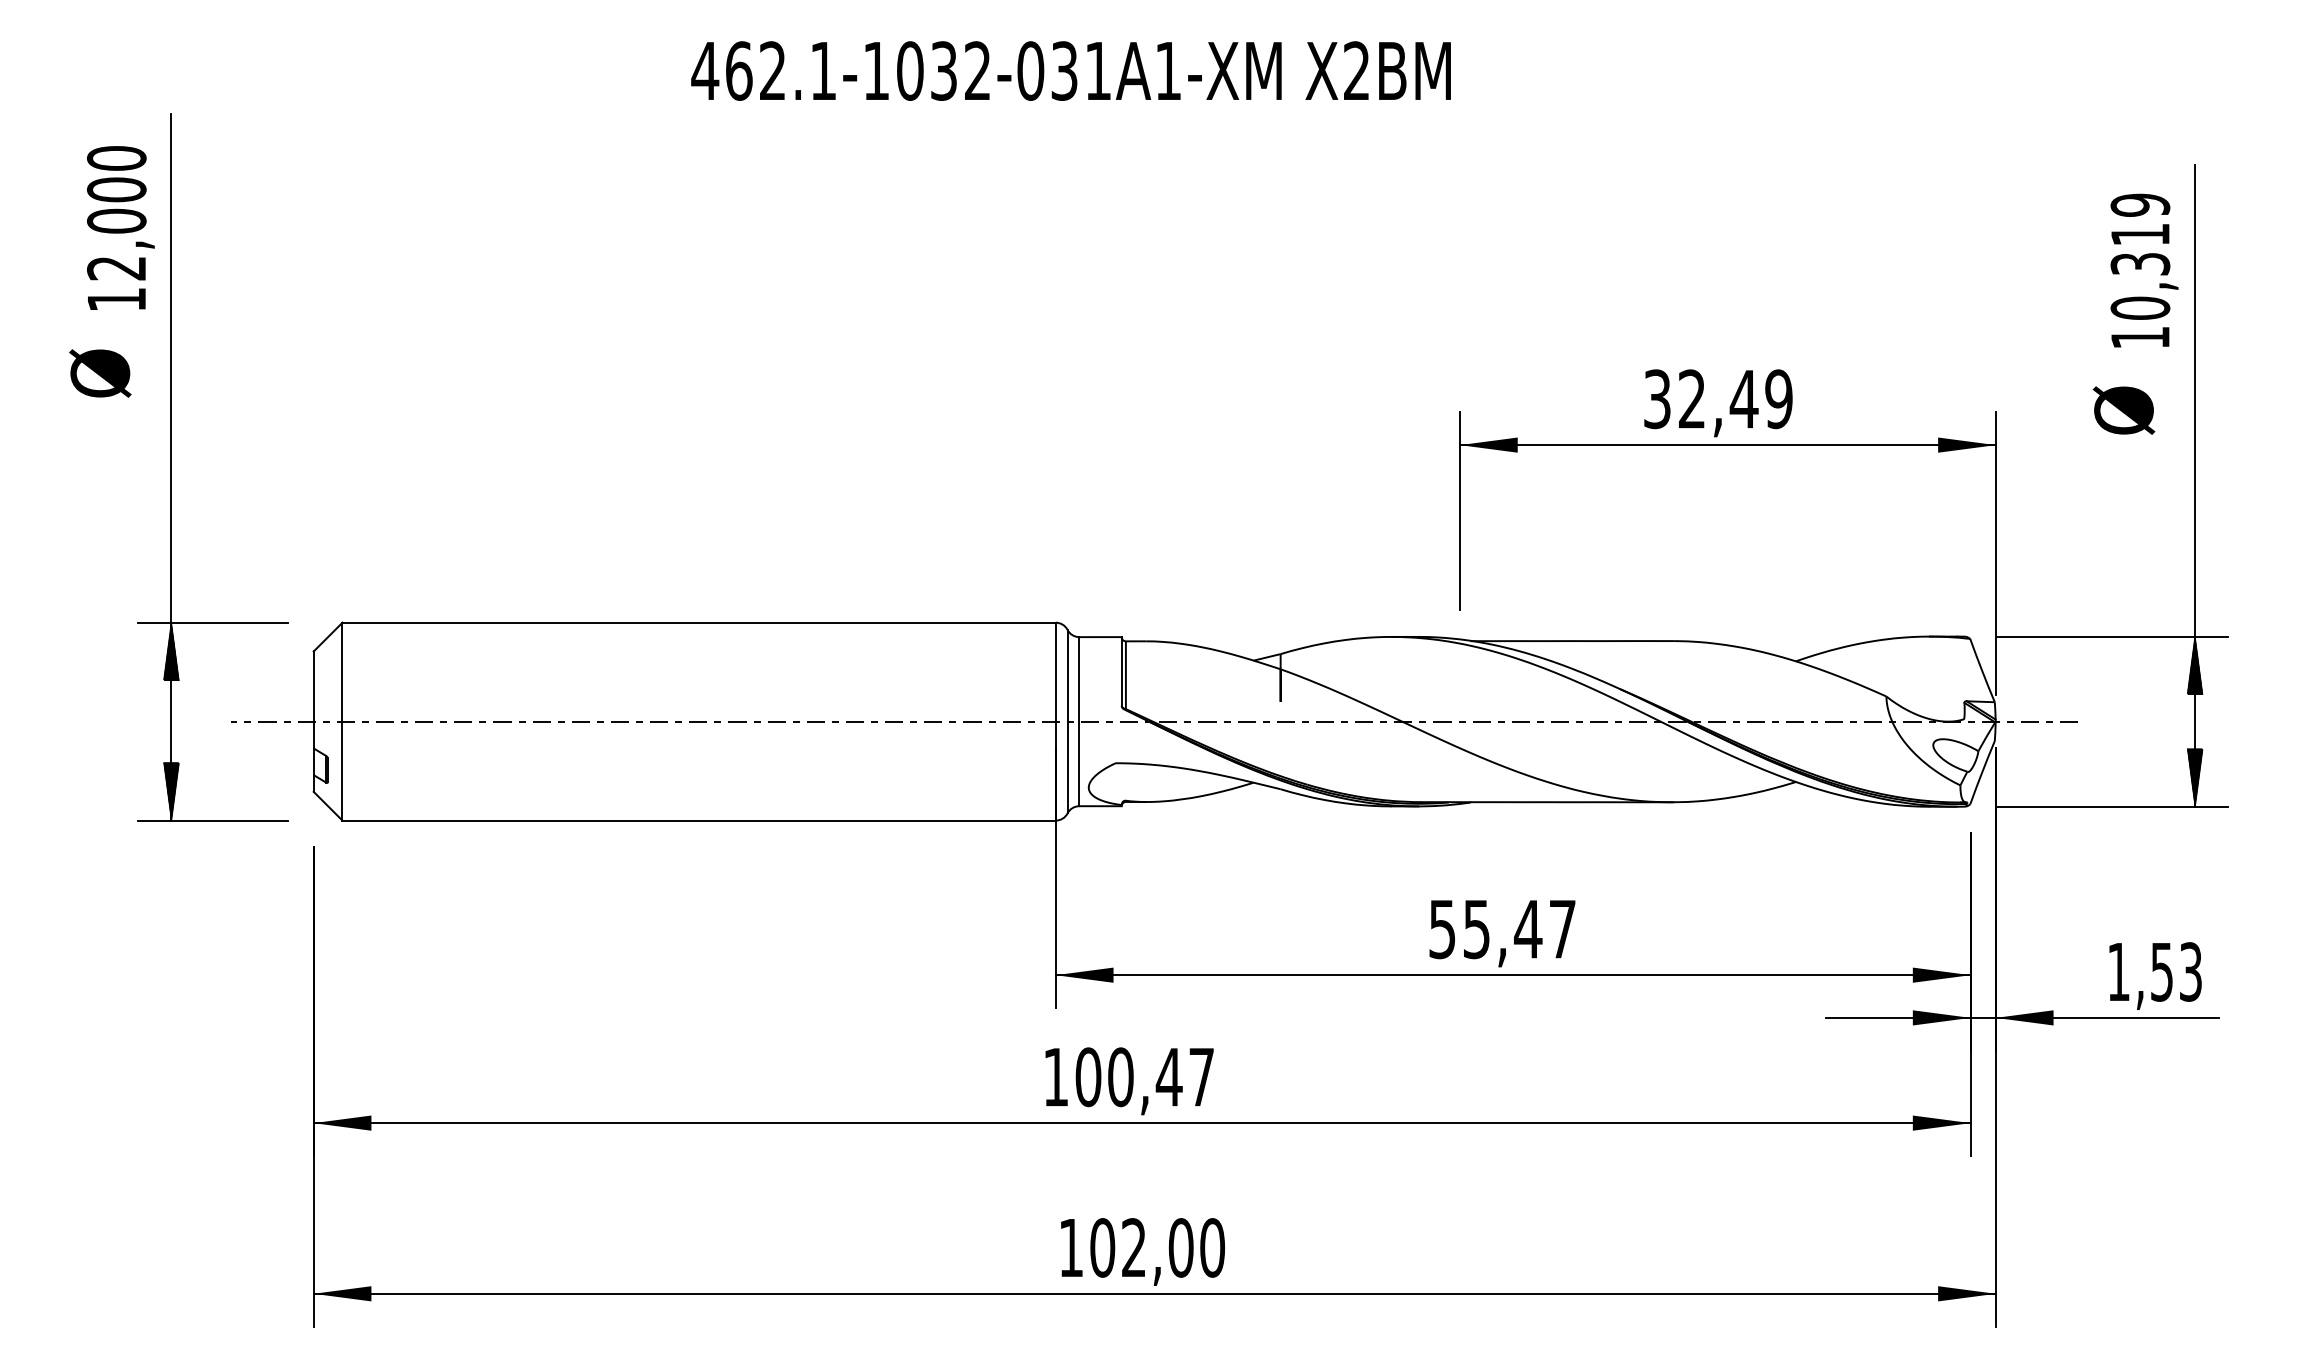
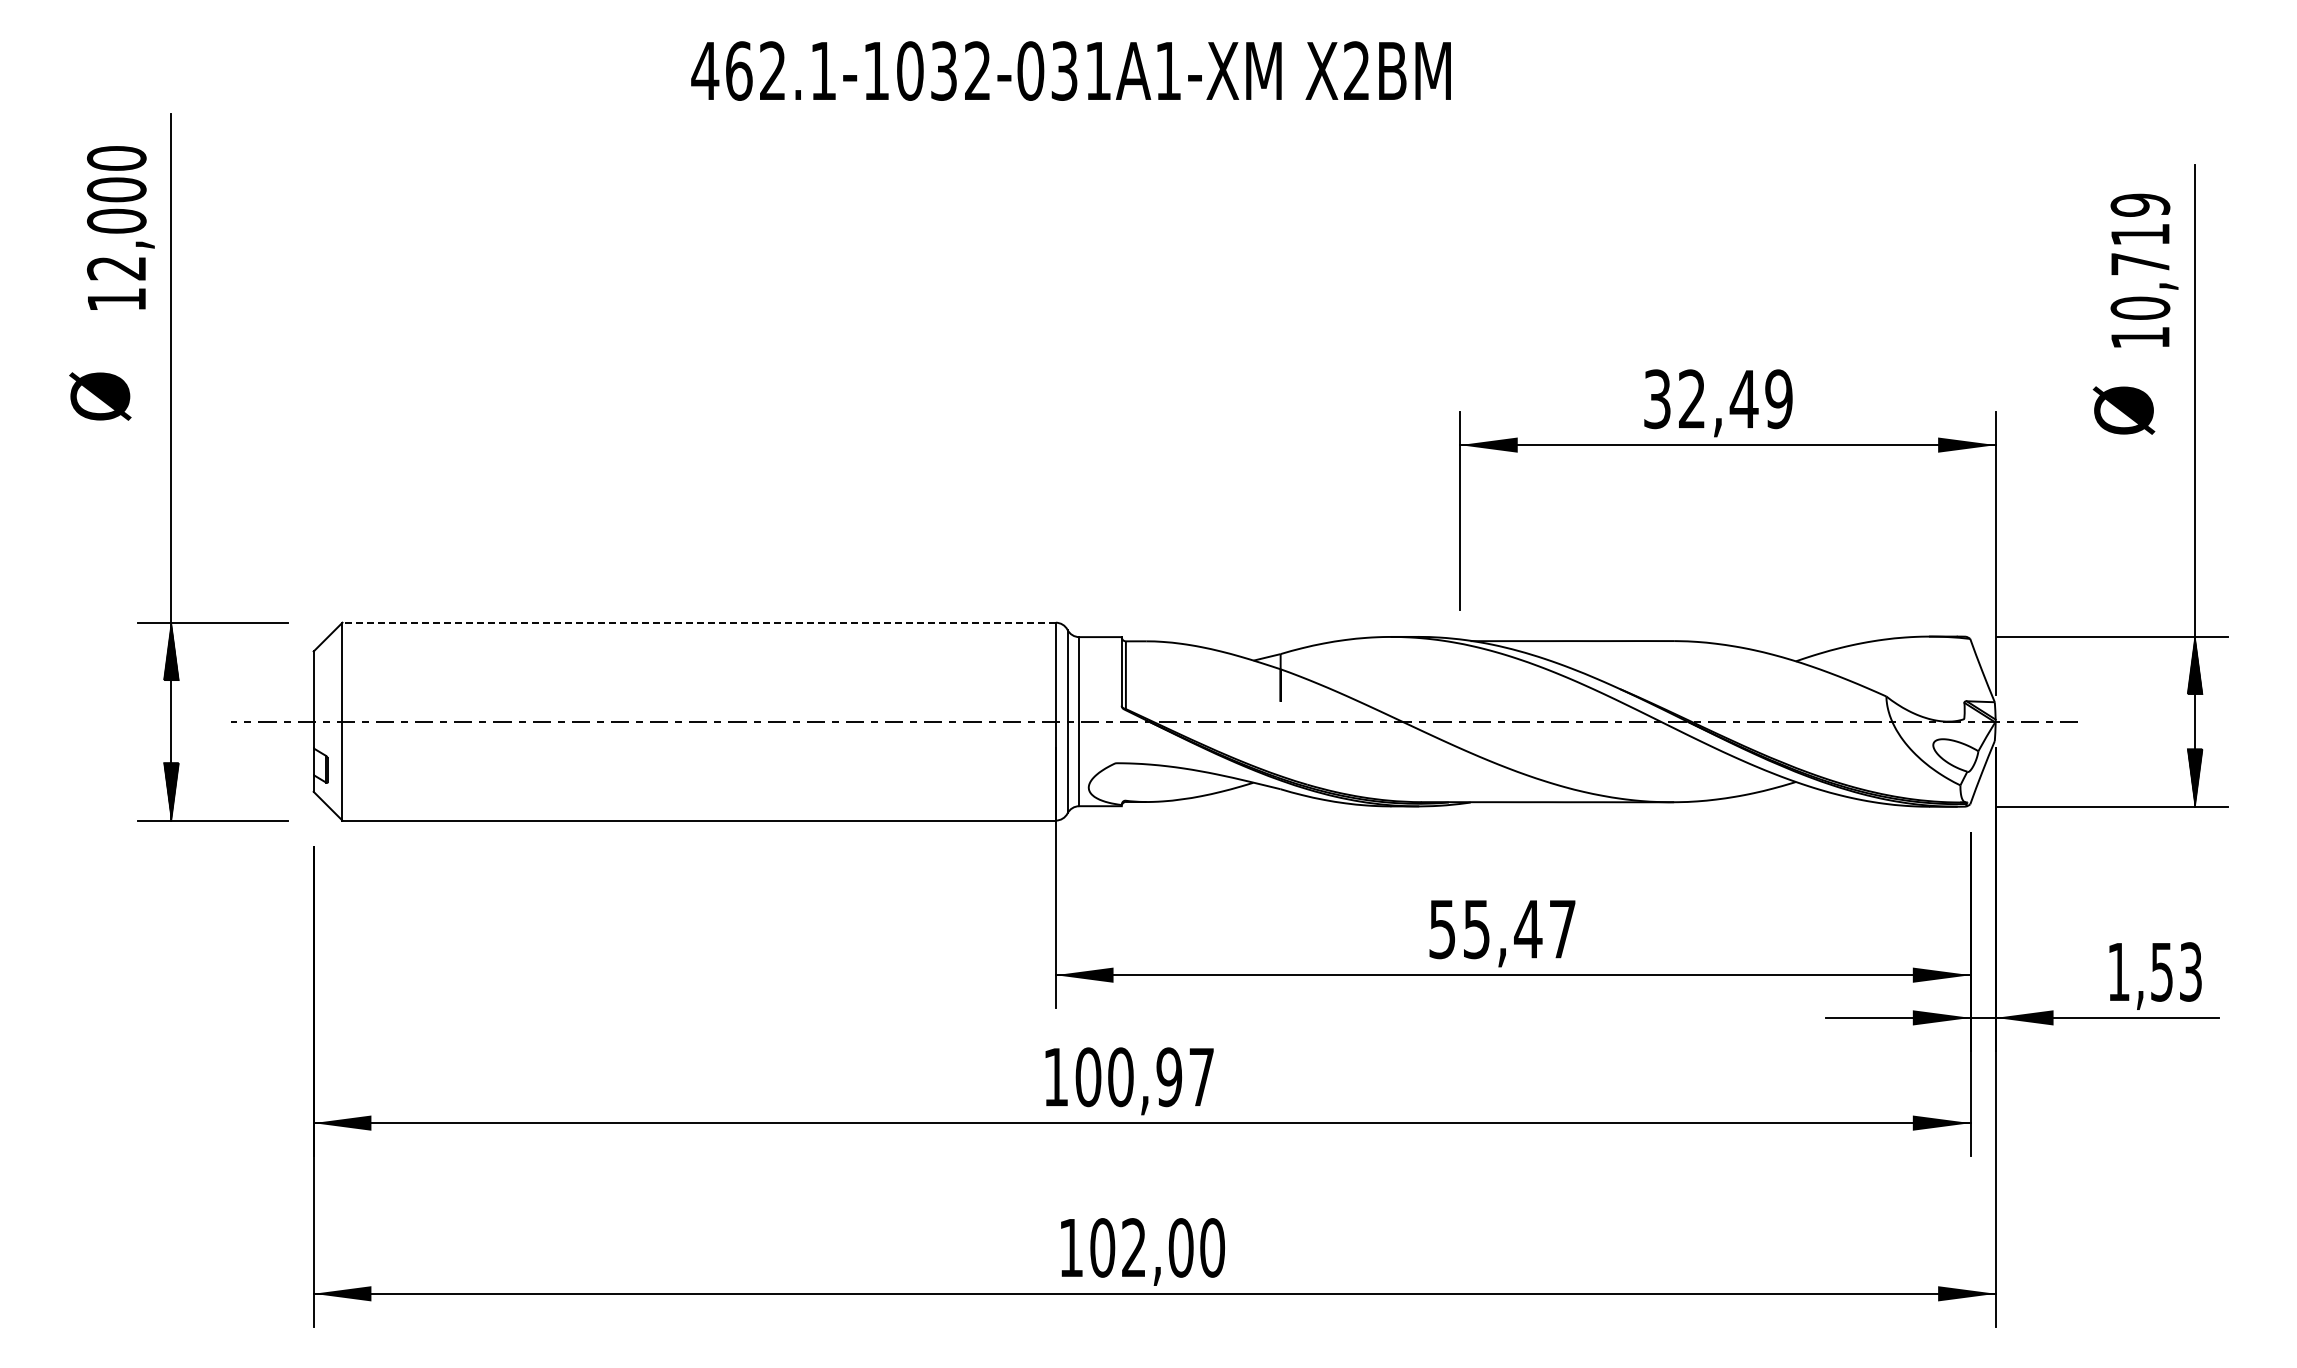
text: 10,319 -> 10,719 (2140, 264)
text position: (100, 373) -> (100, 396) (100, 396)
line: solid -> dashed (699, 622)
text: 100,47 -> 100,97 (1168, 1077)
